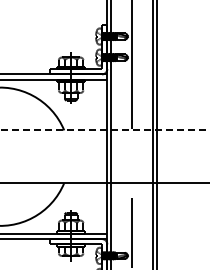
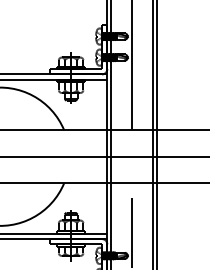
line: dashed -> solid (104, 130)
line: none -> present (104, 156)
